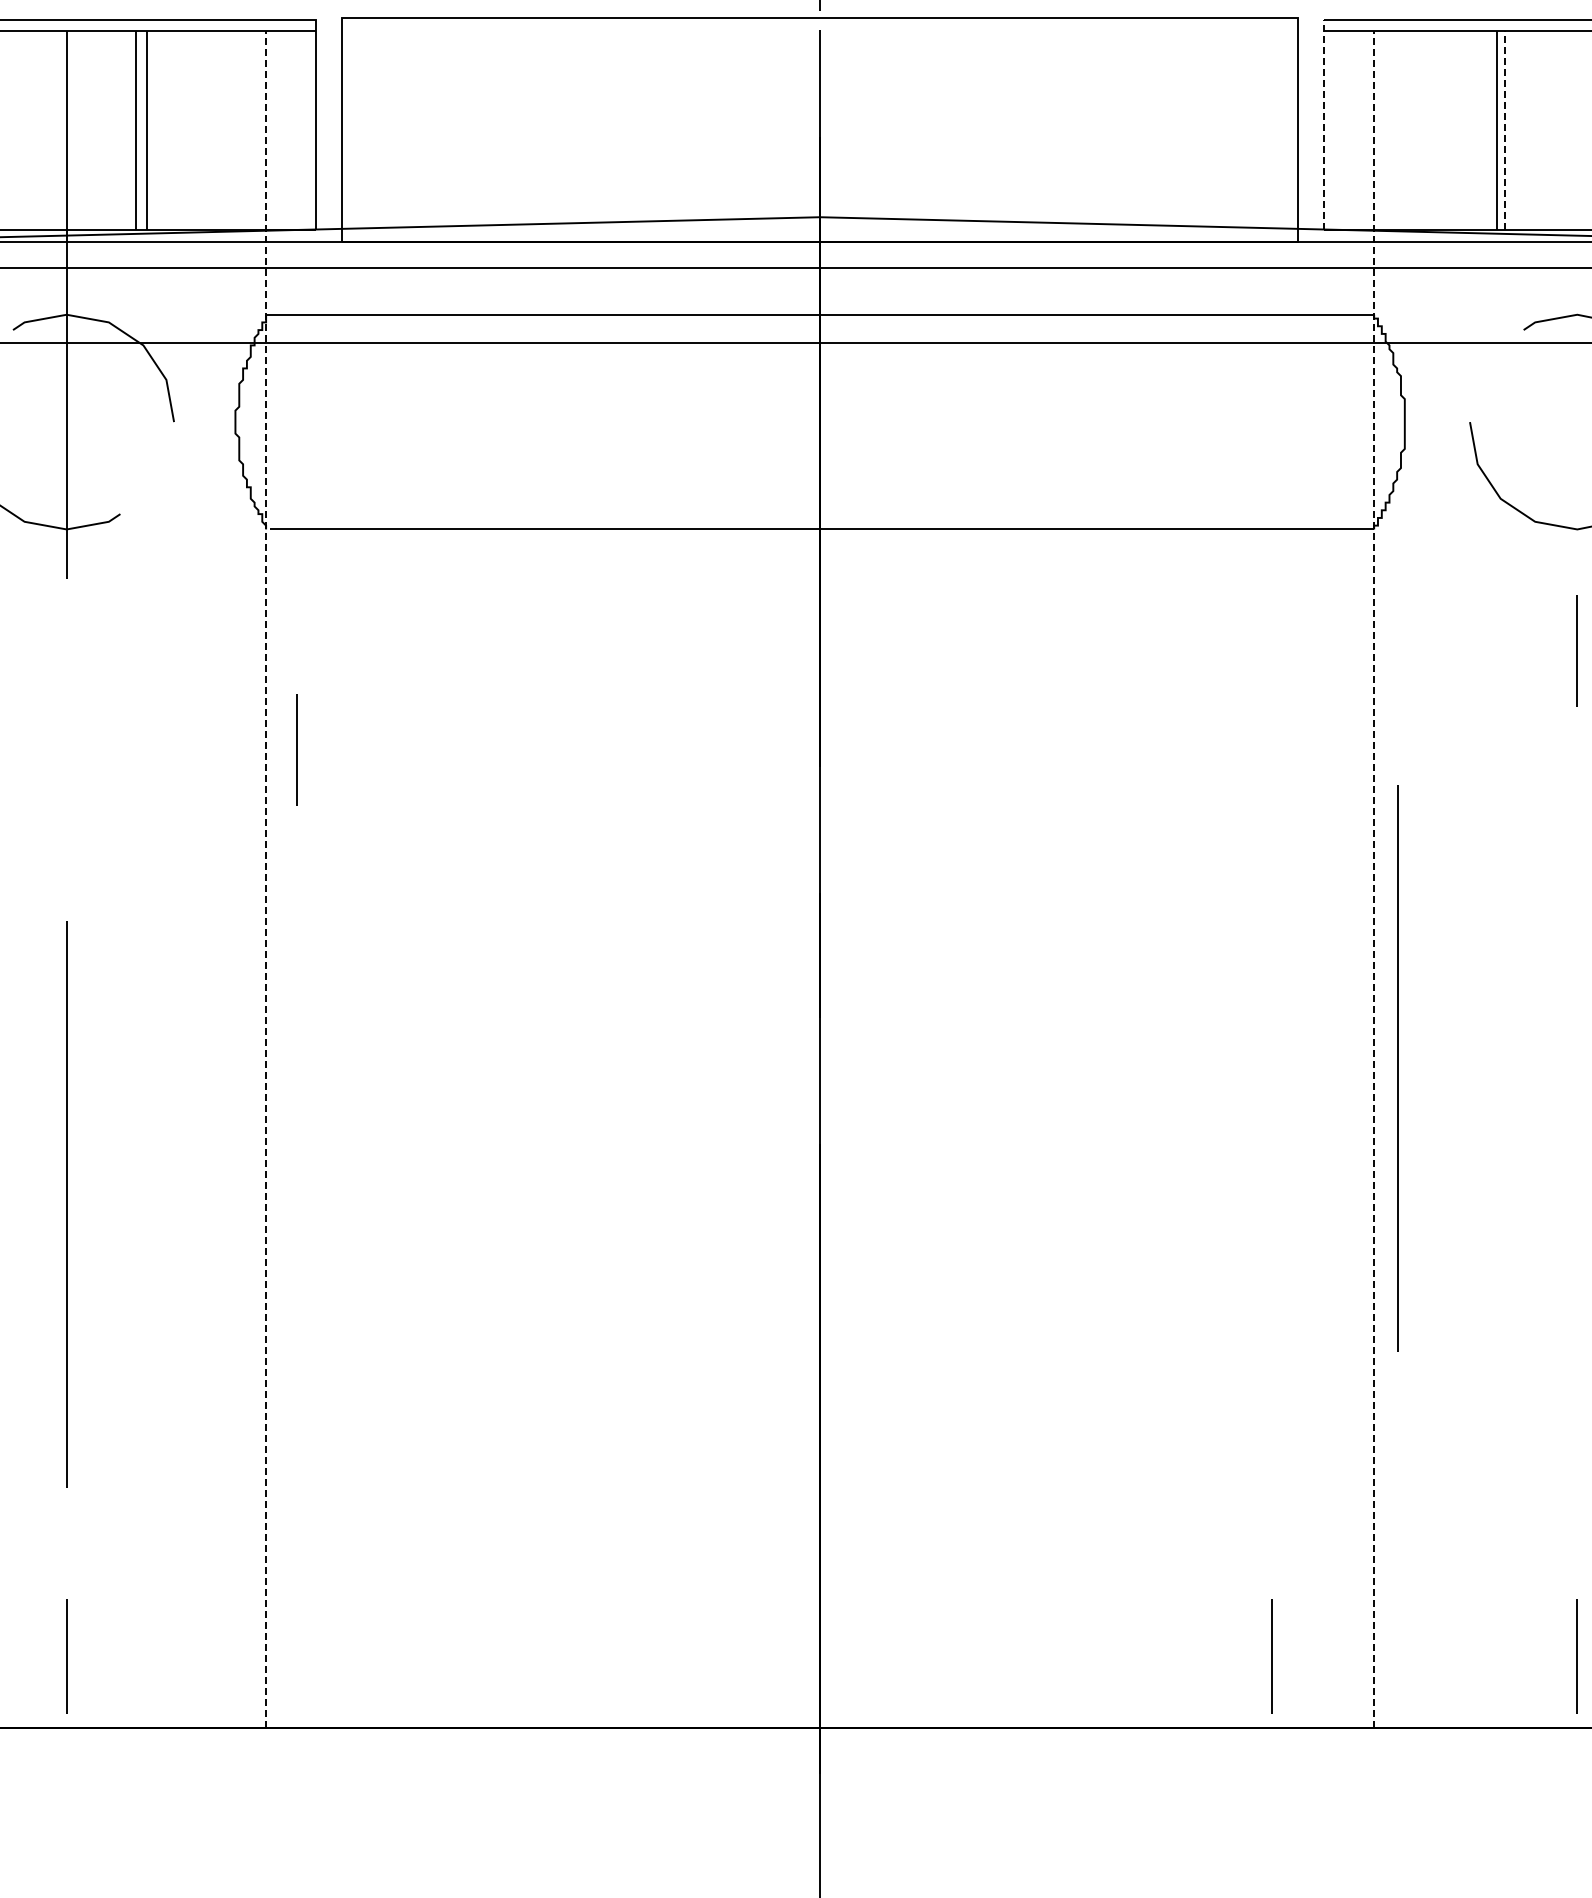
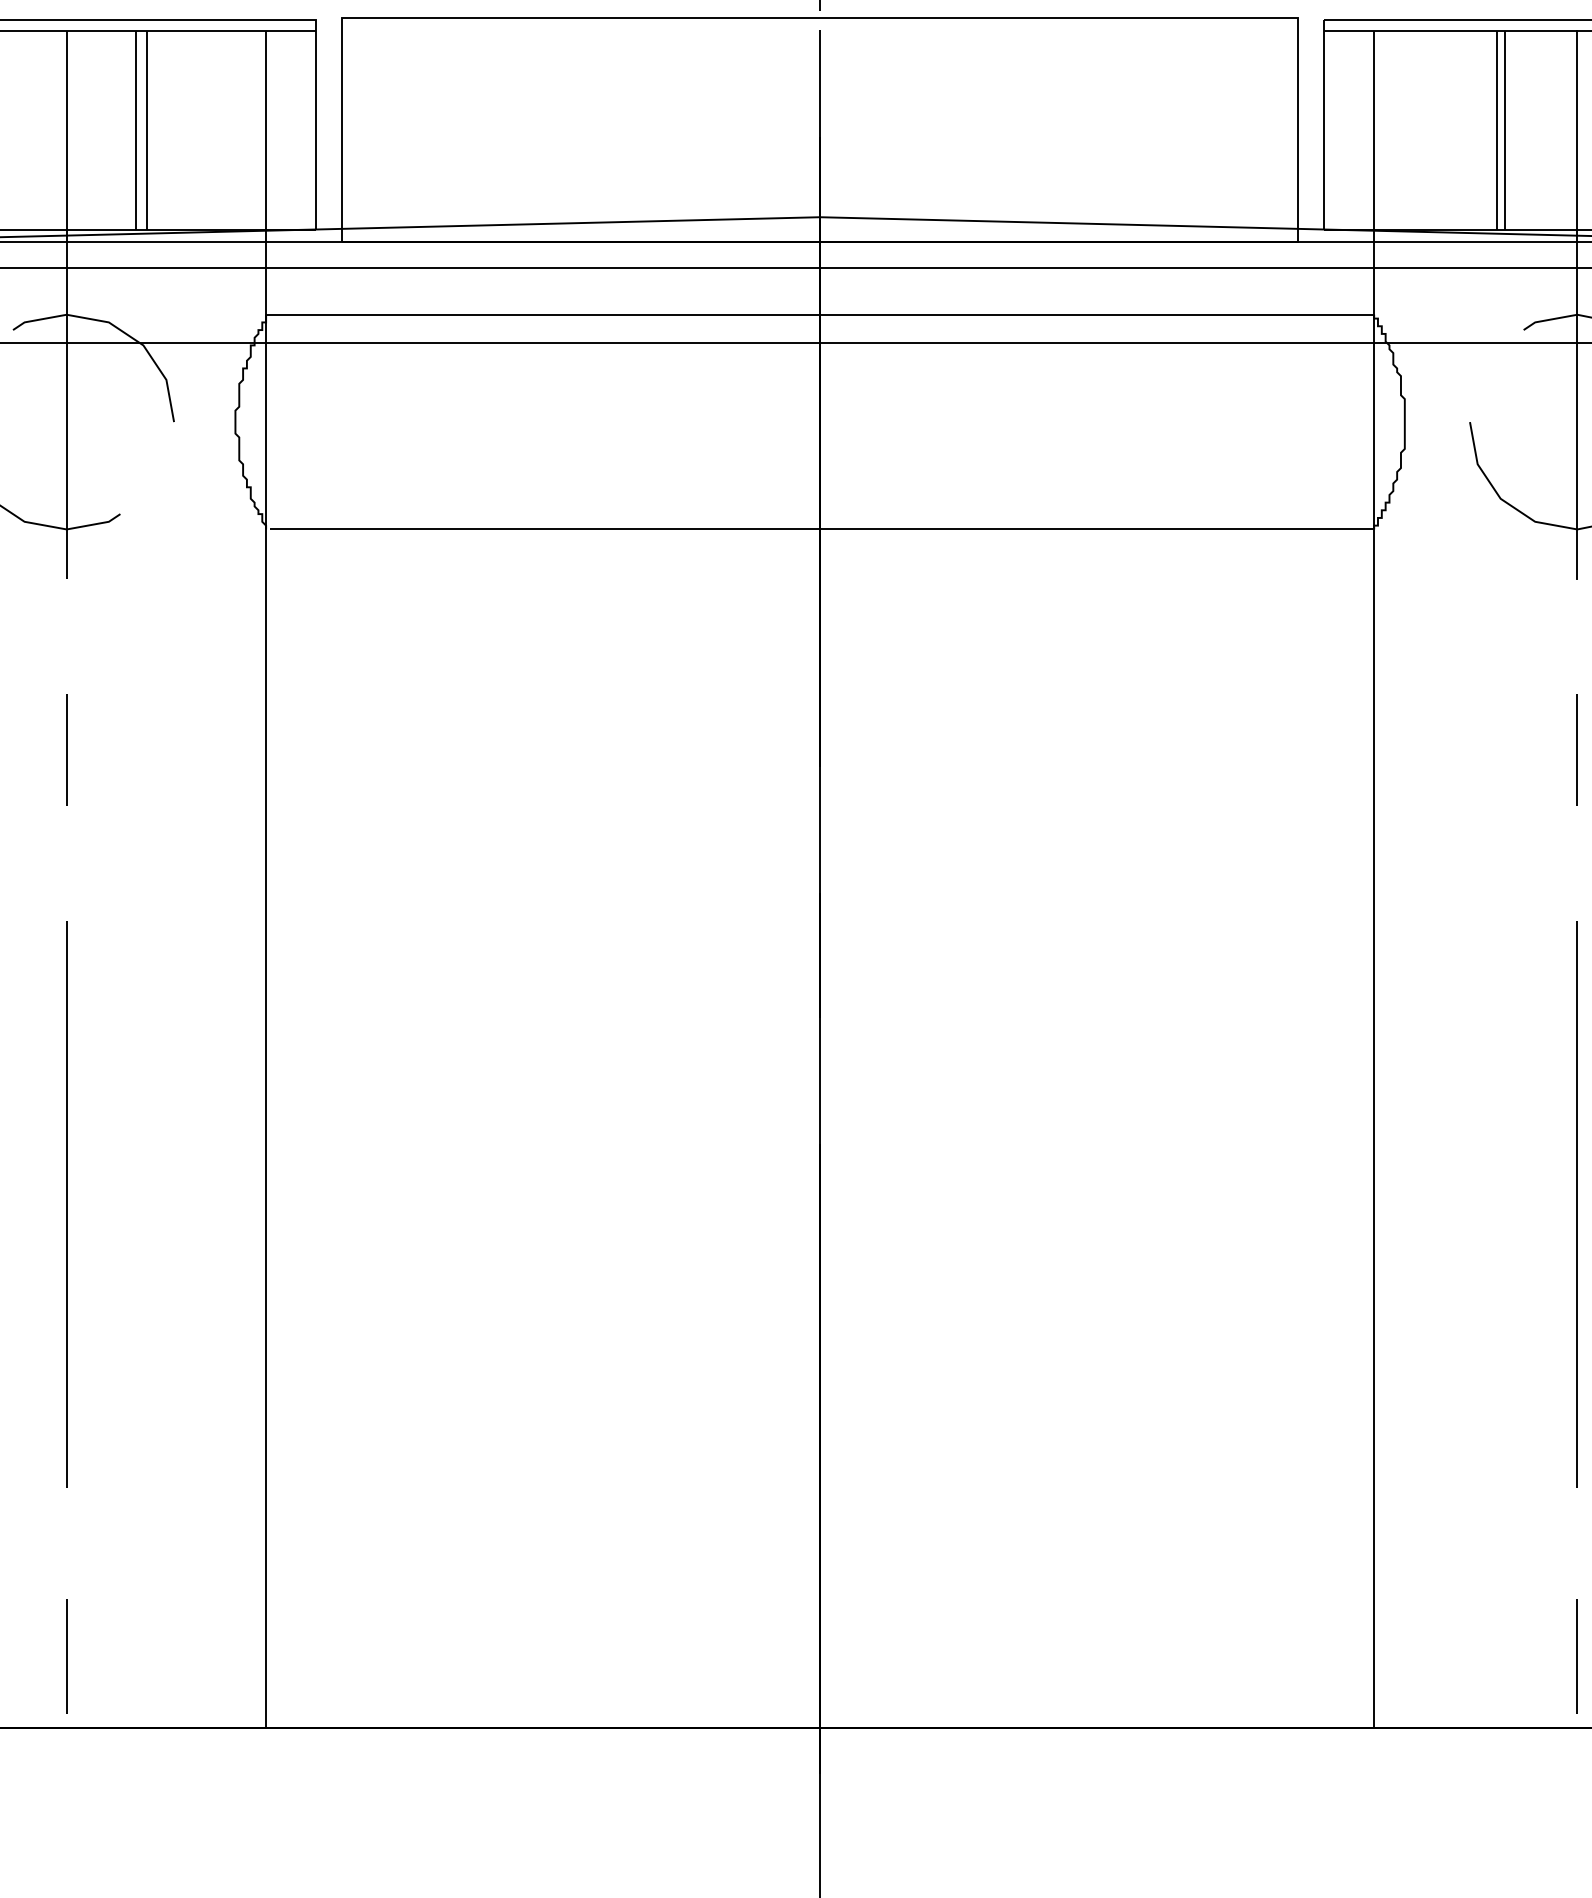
line: dashed -> solid (1324, 124)
line: dashed -> solid (1504, 130)
line: none -> present (1577, 305)
line position: (1576, 650) -> (1576, 749) (1576, 749)
line position: (296, 749) -> (66, 749) (66, 749)
line: dashed -> solid (266, 878)
line: dashed -> solid (1374, 878)
line position: (1397, 1068) -> (1576, 1204) (1576, 1204)
line: present -> none (1271, 1656)
